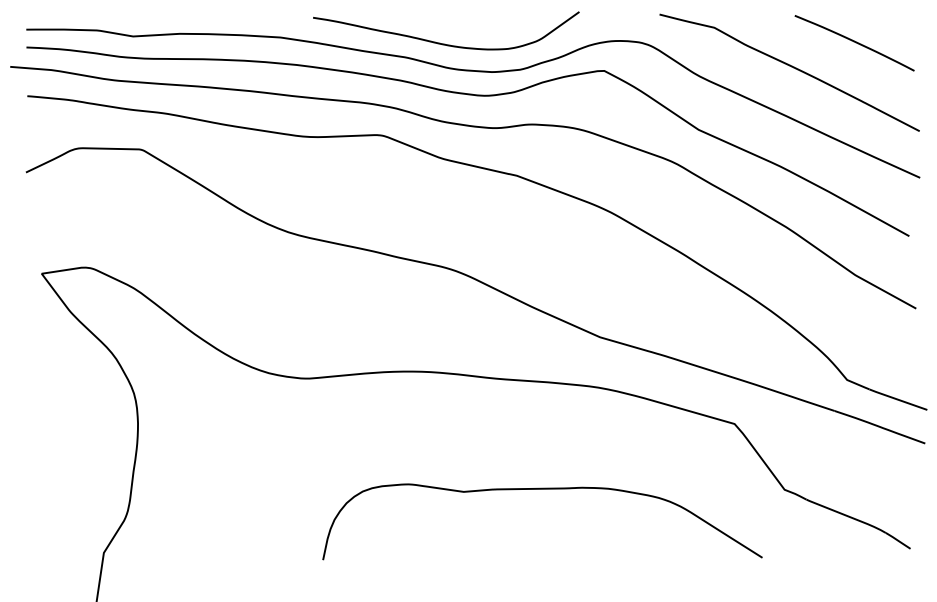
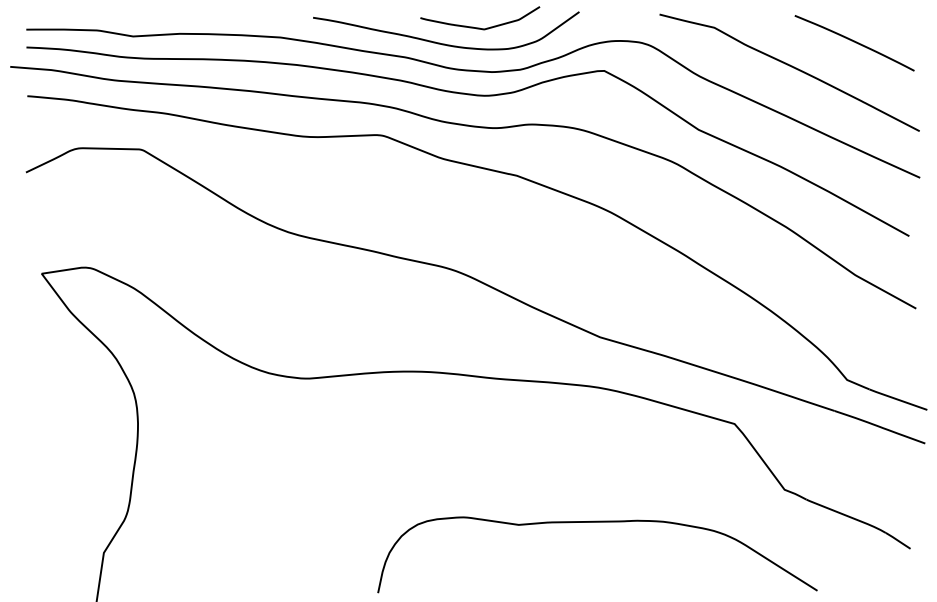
curve: none -> present (479, 27)
curve position: (542, 489) -> (597, 522) (597, 522)
